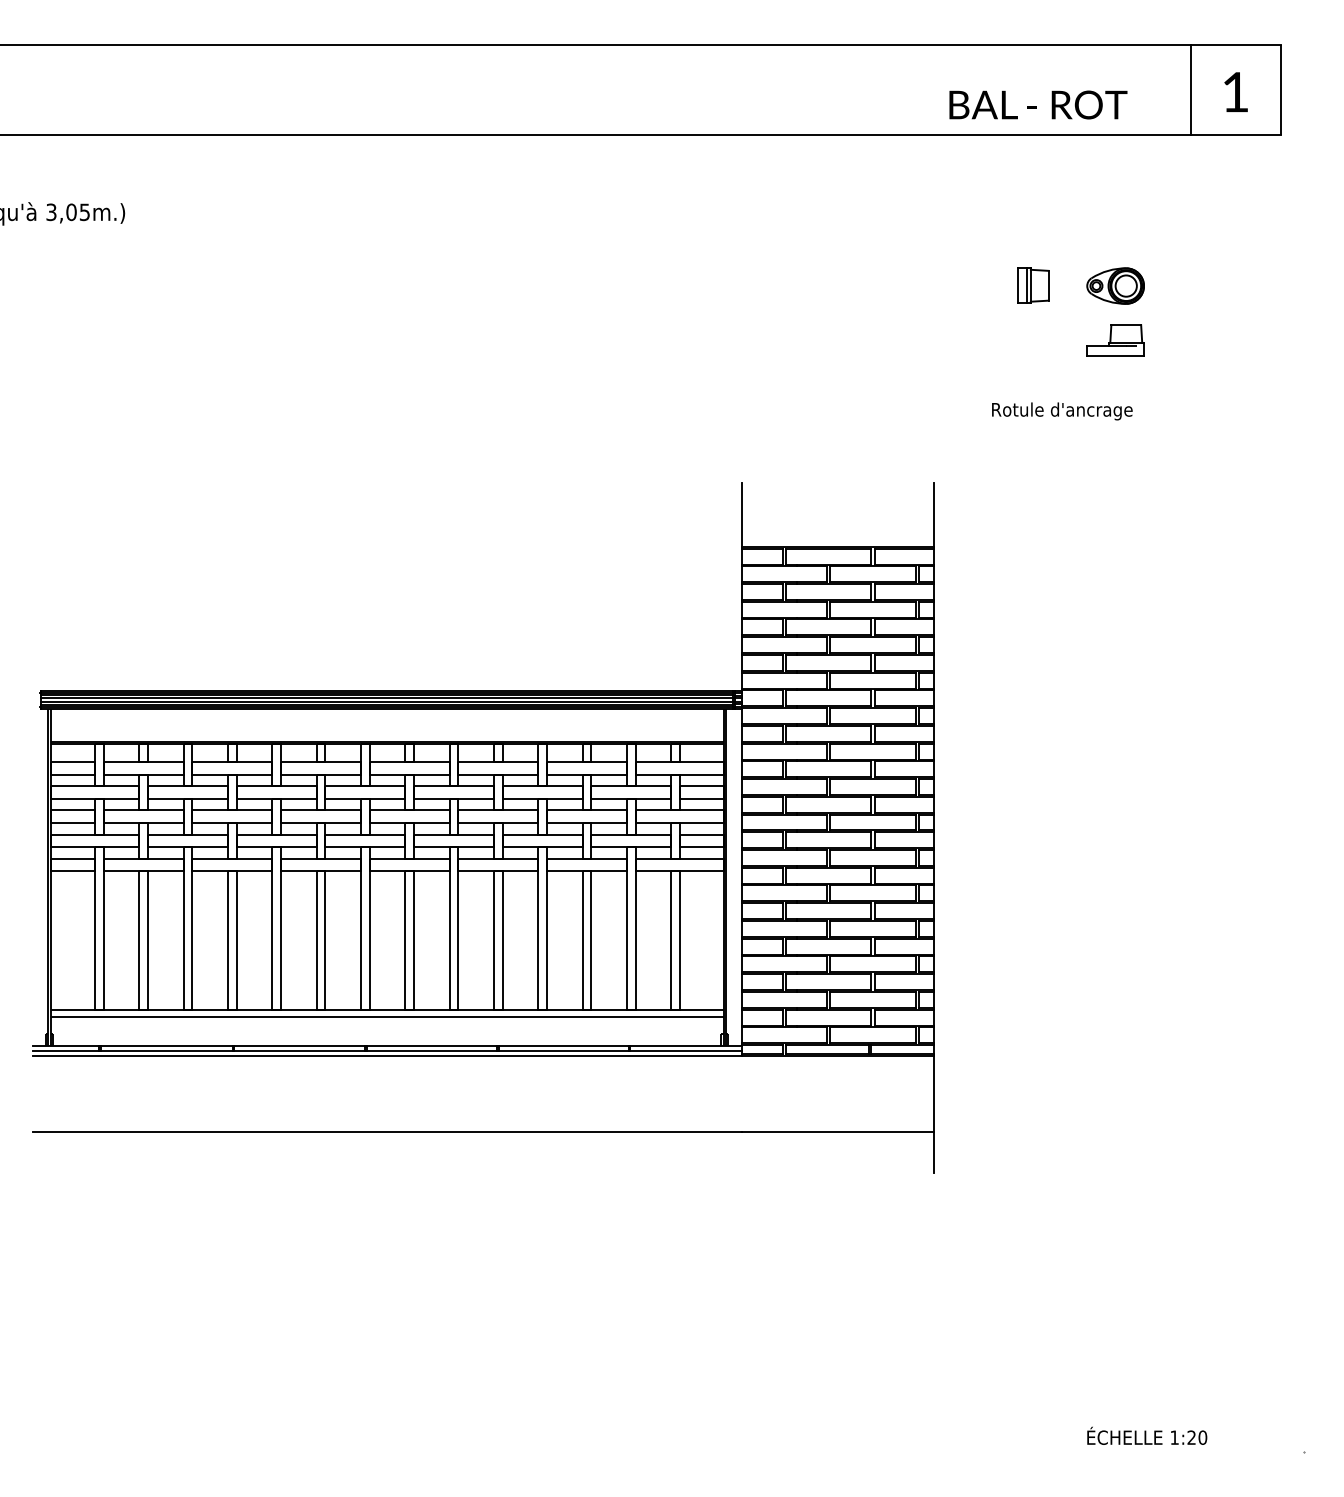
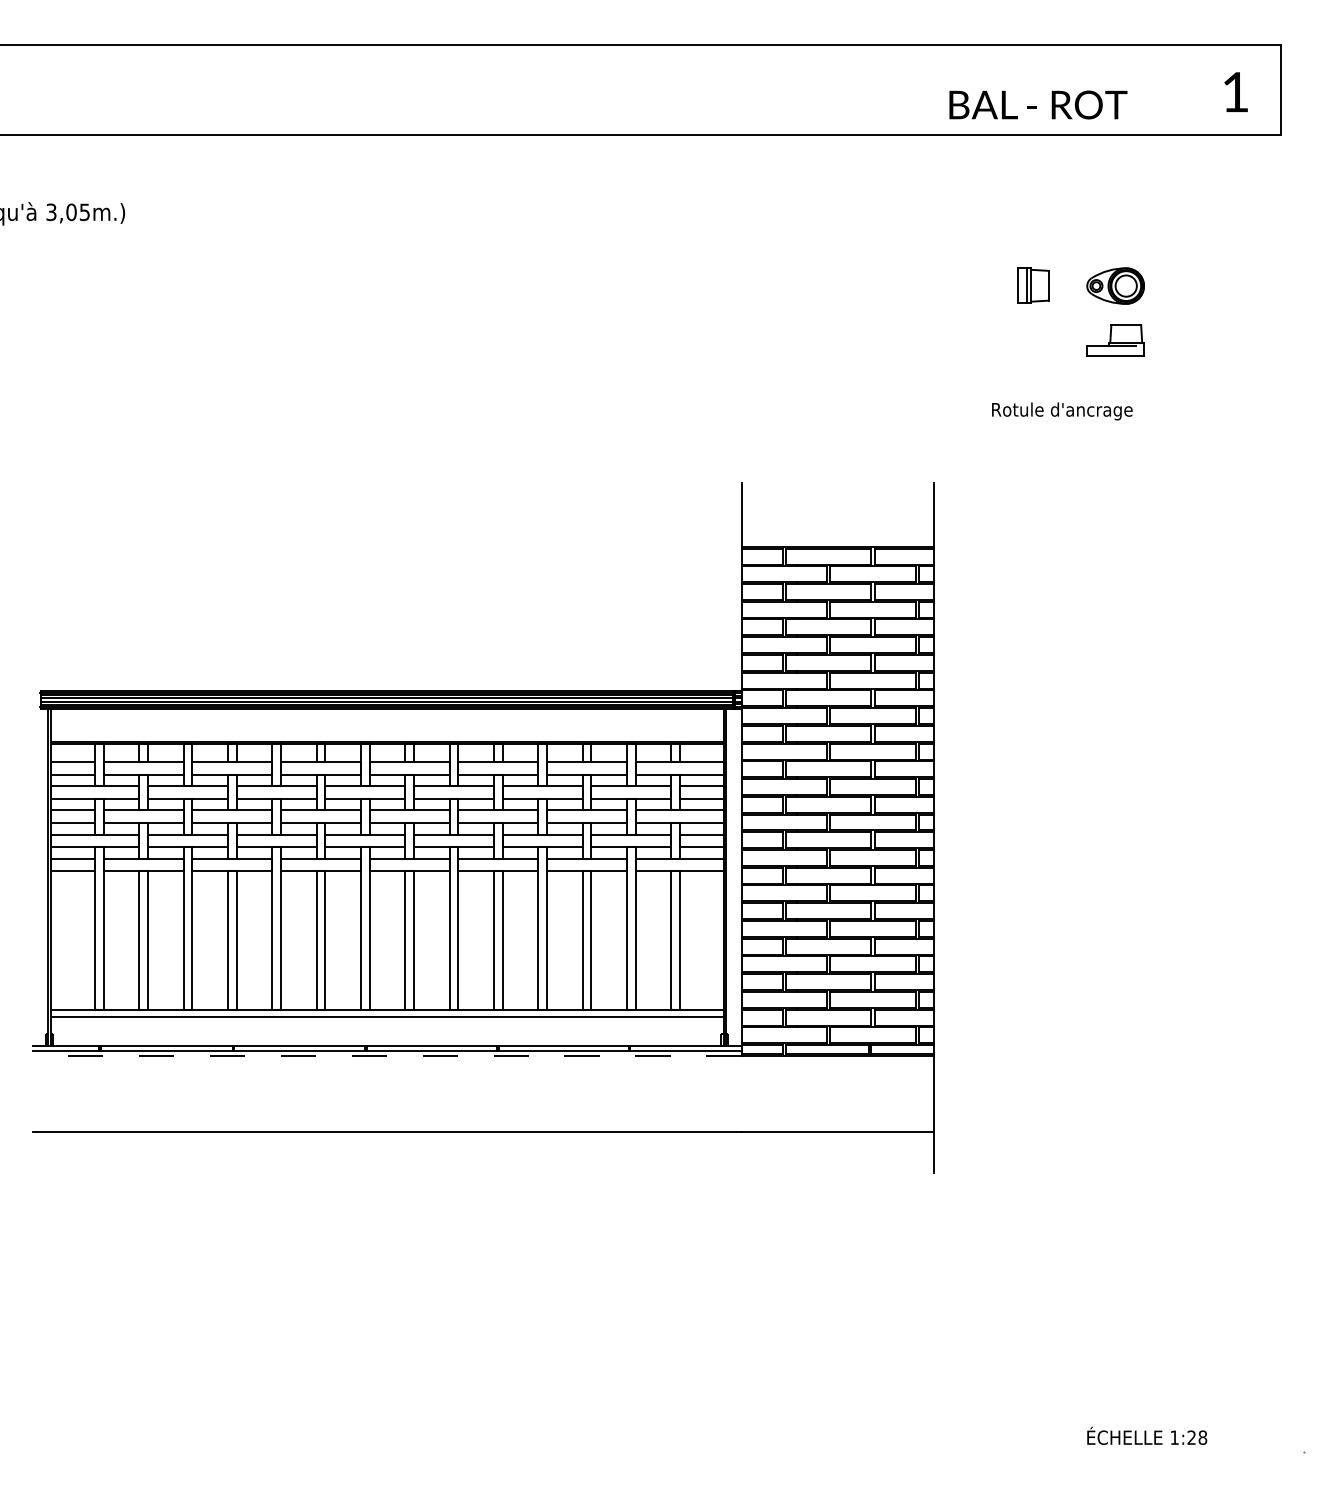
line: present -> none (1190, 89)
line: solid -> dashed (387, 1056)
text: 1:20 -> 1:28 (1202, 1437)
